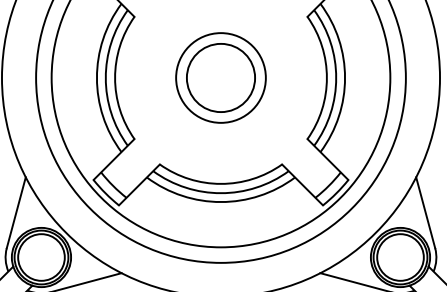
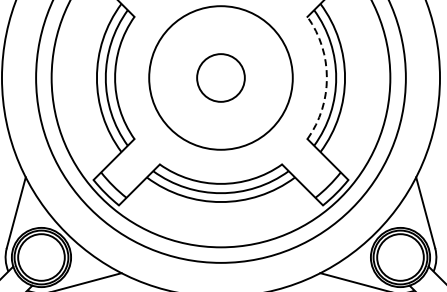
circle diameter: 68 px -> 48 px (220, 77)
circle diameter: 90 px -> 144 px (220, 77)
arc: solid -> dashed (326, 78)
